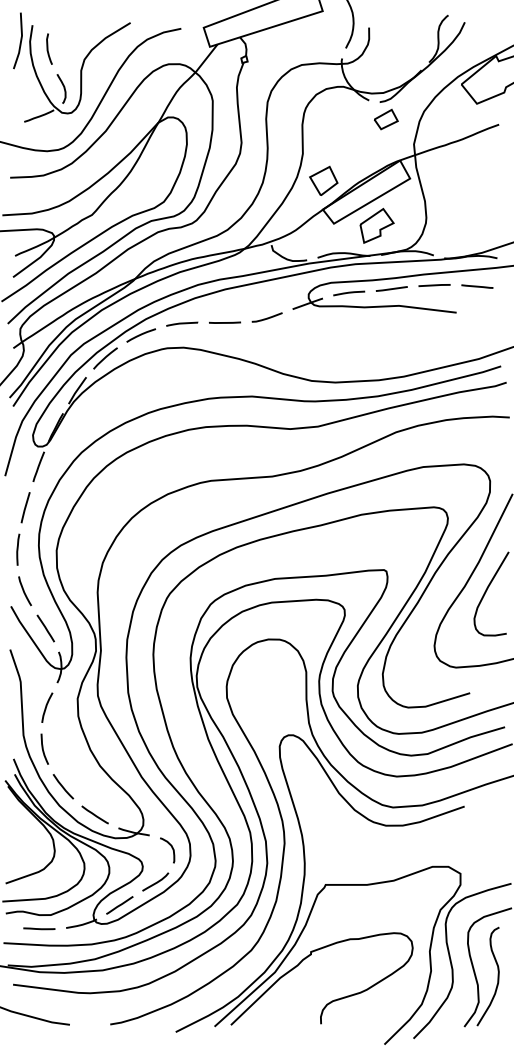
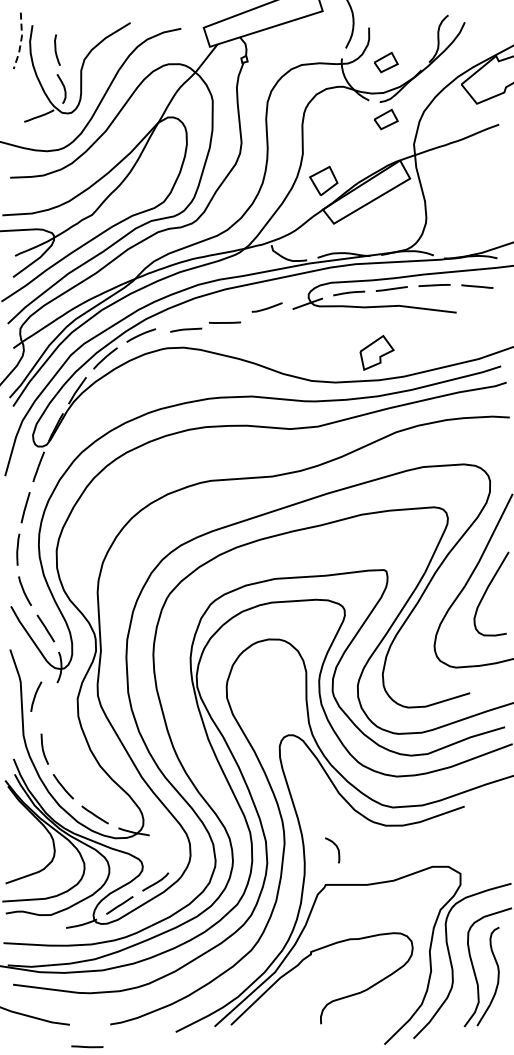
line: solid -> dashed (21, 41)
curve position: (48, 48) -> (56, 49) (56, 49)
part: none -> present (386, 62)
part position: (376, 225) -> (376, 352) (376, 352)
curve position: (266, 317) -> (266, 307) (266, 307)
line position: (182, 323) -> (186, 329) (186, 329)
curve position: (47, 706) -> (36, 695) (36, 695)
curve position: (171, 848) -> (336, 848) (336, 848)
line position: (39, 928) -> (87, 1046) (87, 1046)
